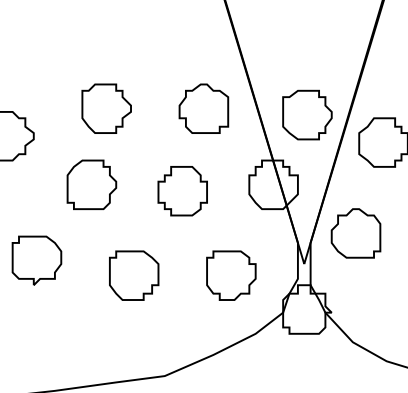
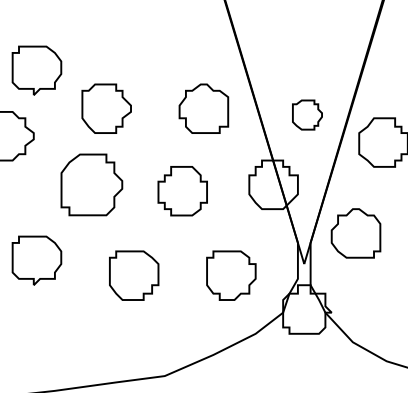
part: none -> present (36, 70)
part size: 51x52 px -> 31x32 px (307, 114)
part size: 52x51 px -> 64x64 px (91, 184)
